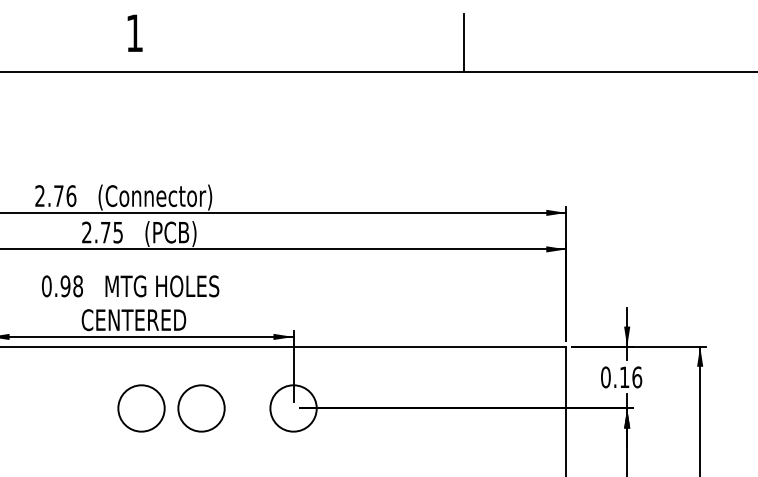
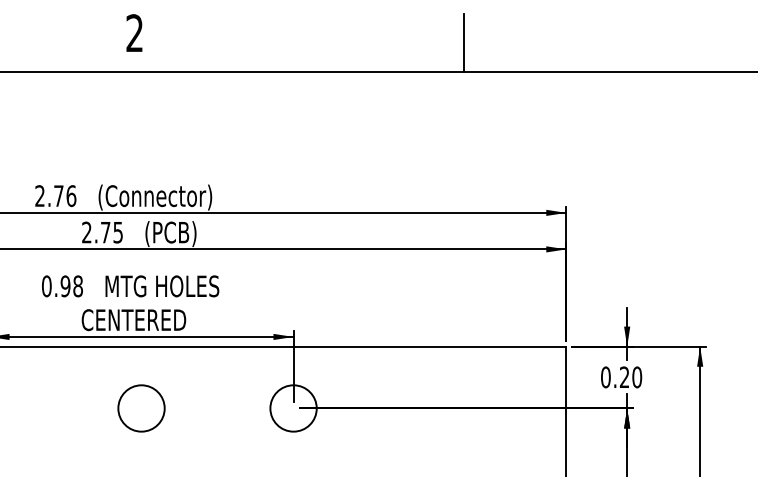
text: 1 -> 2 (134, 32)
text: 0.16 -> 0.20 (630, 377)
circle: present -> none (201, 408)
